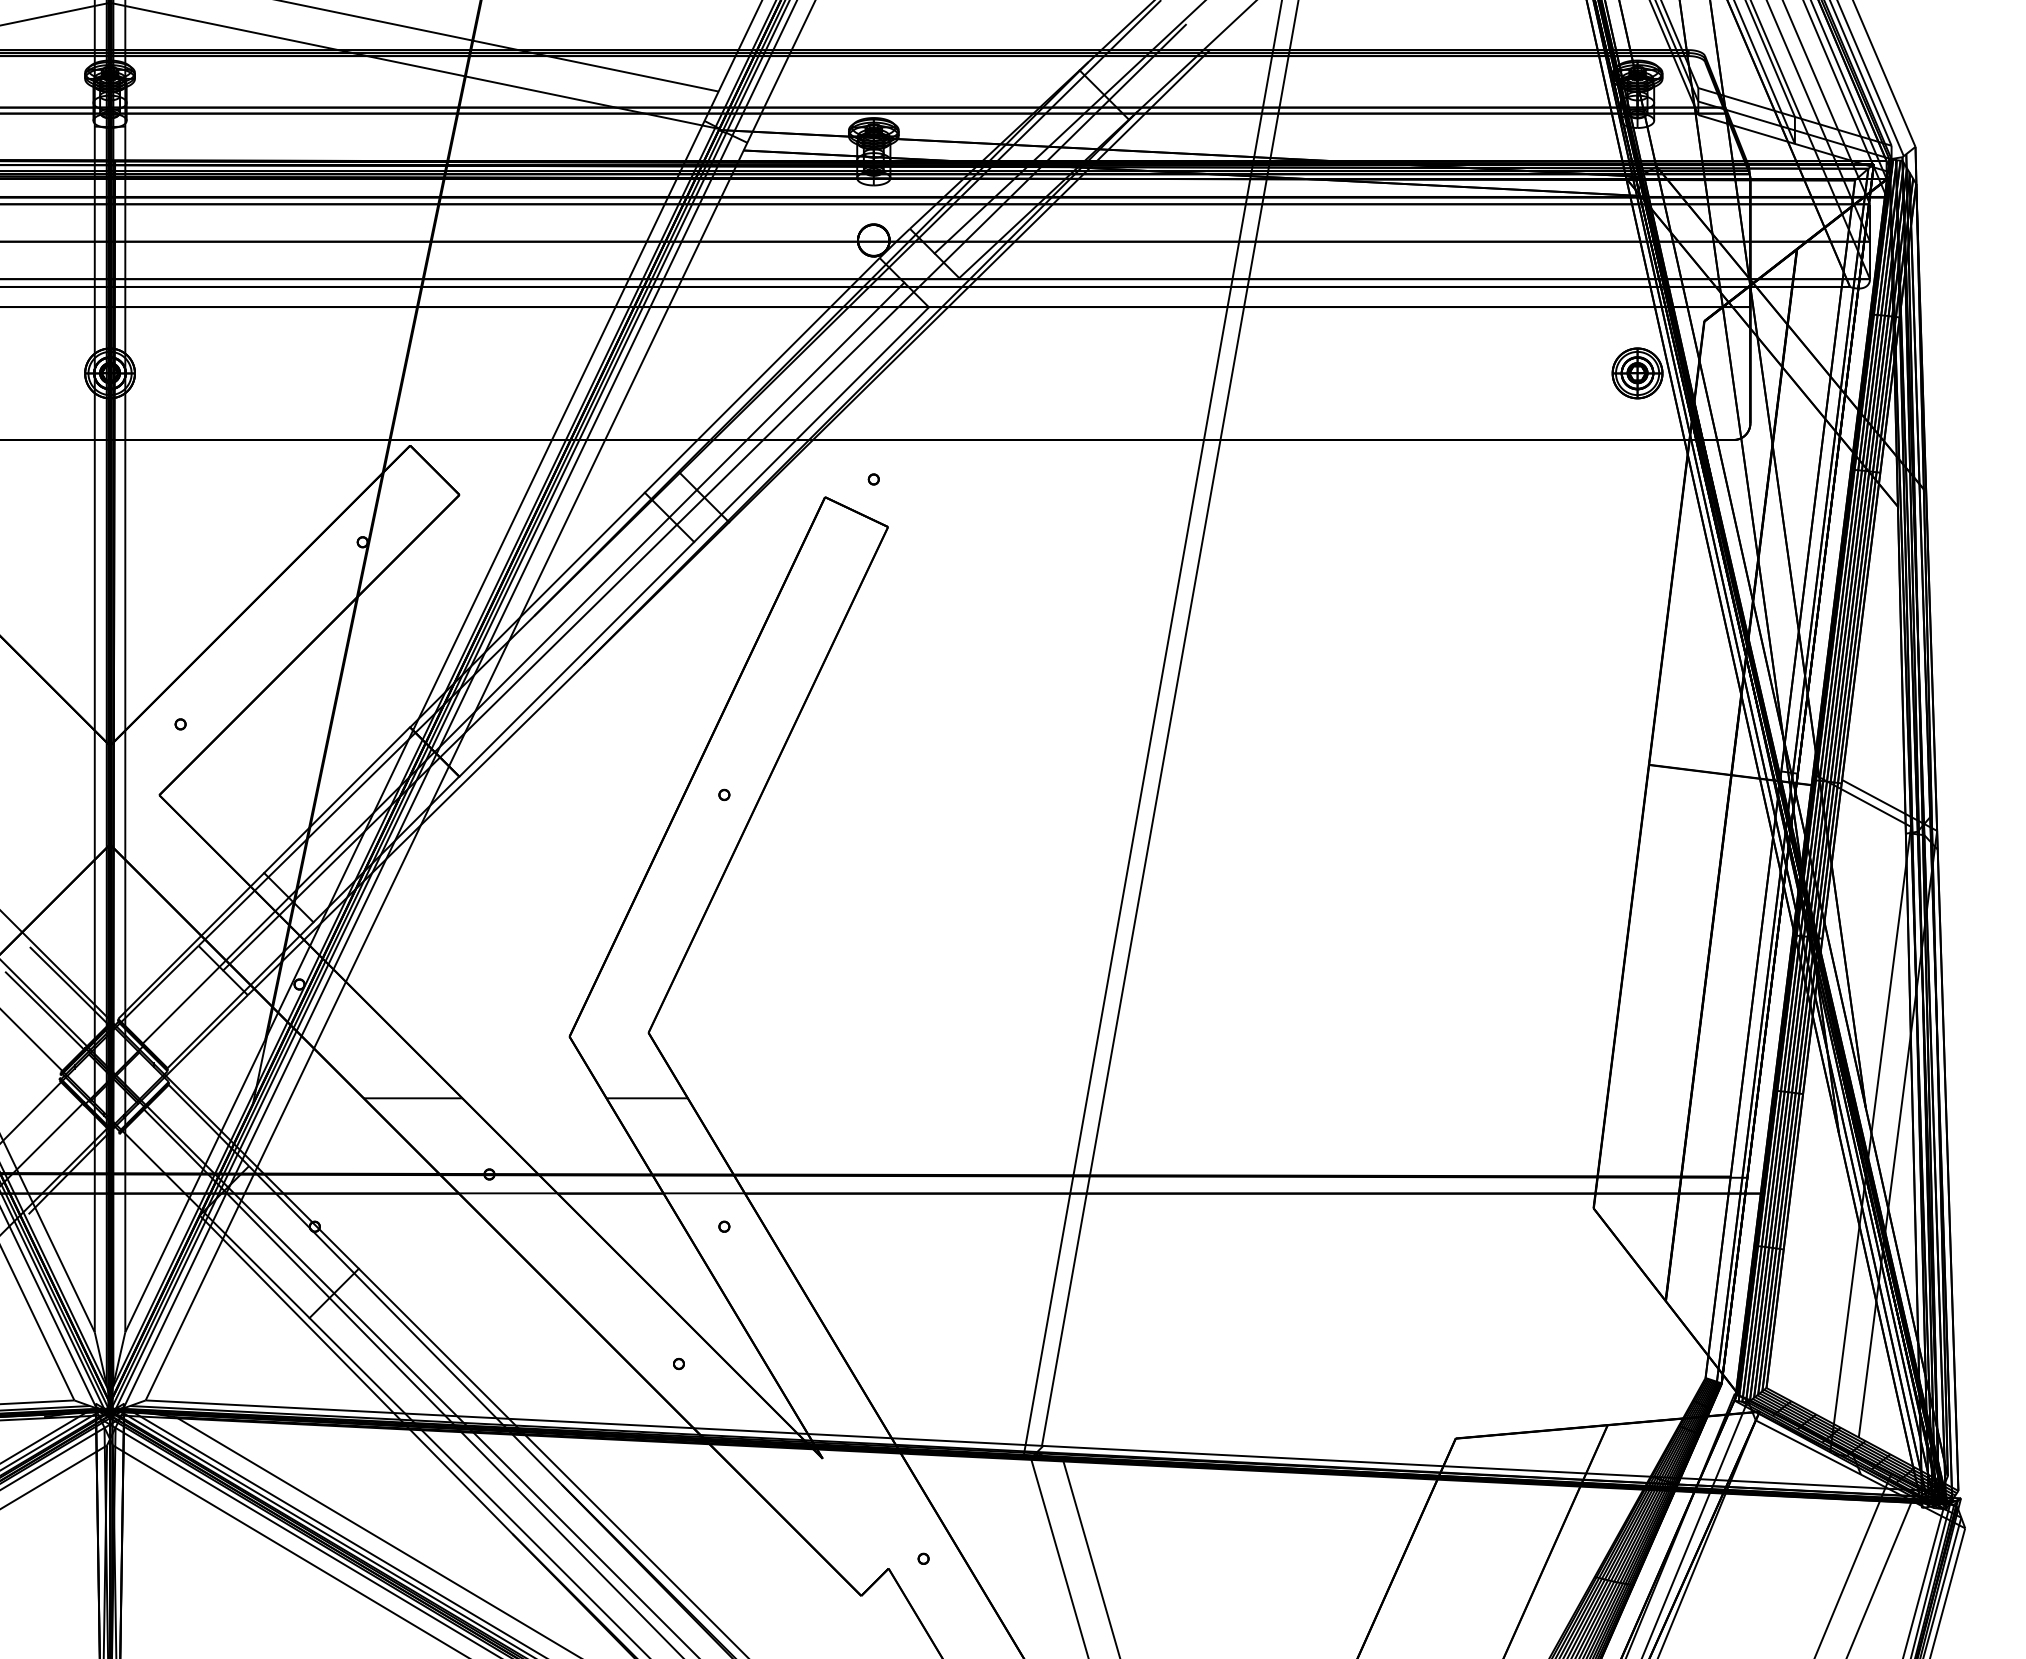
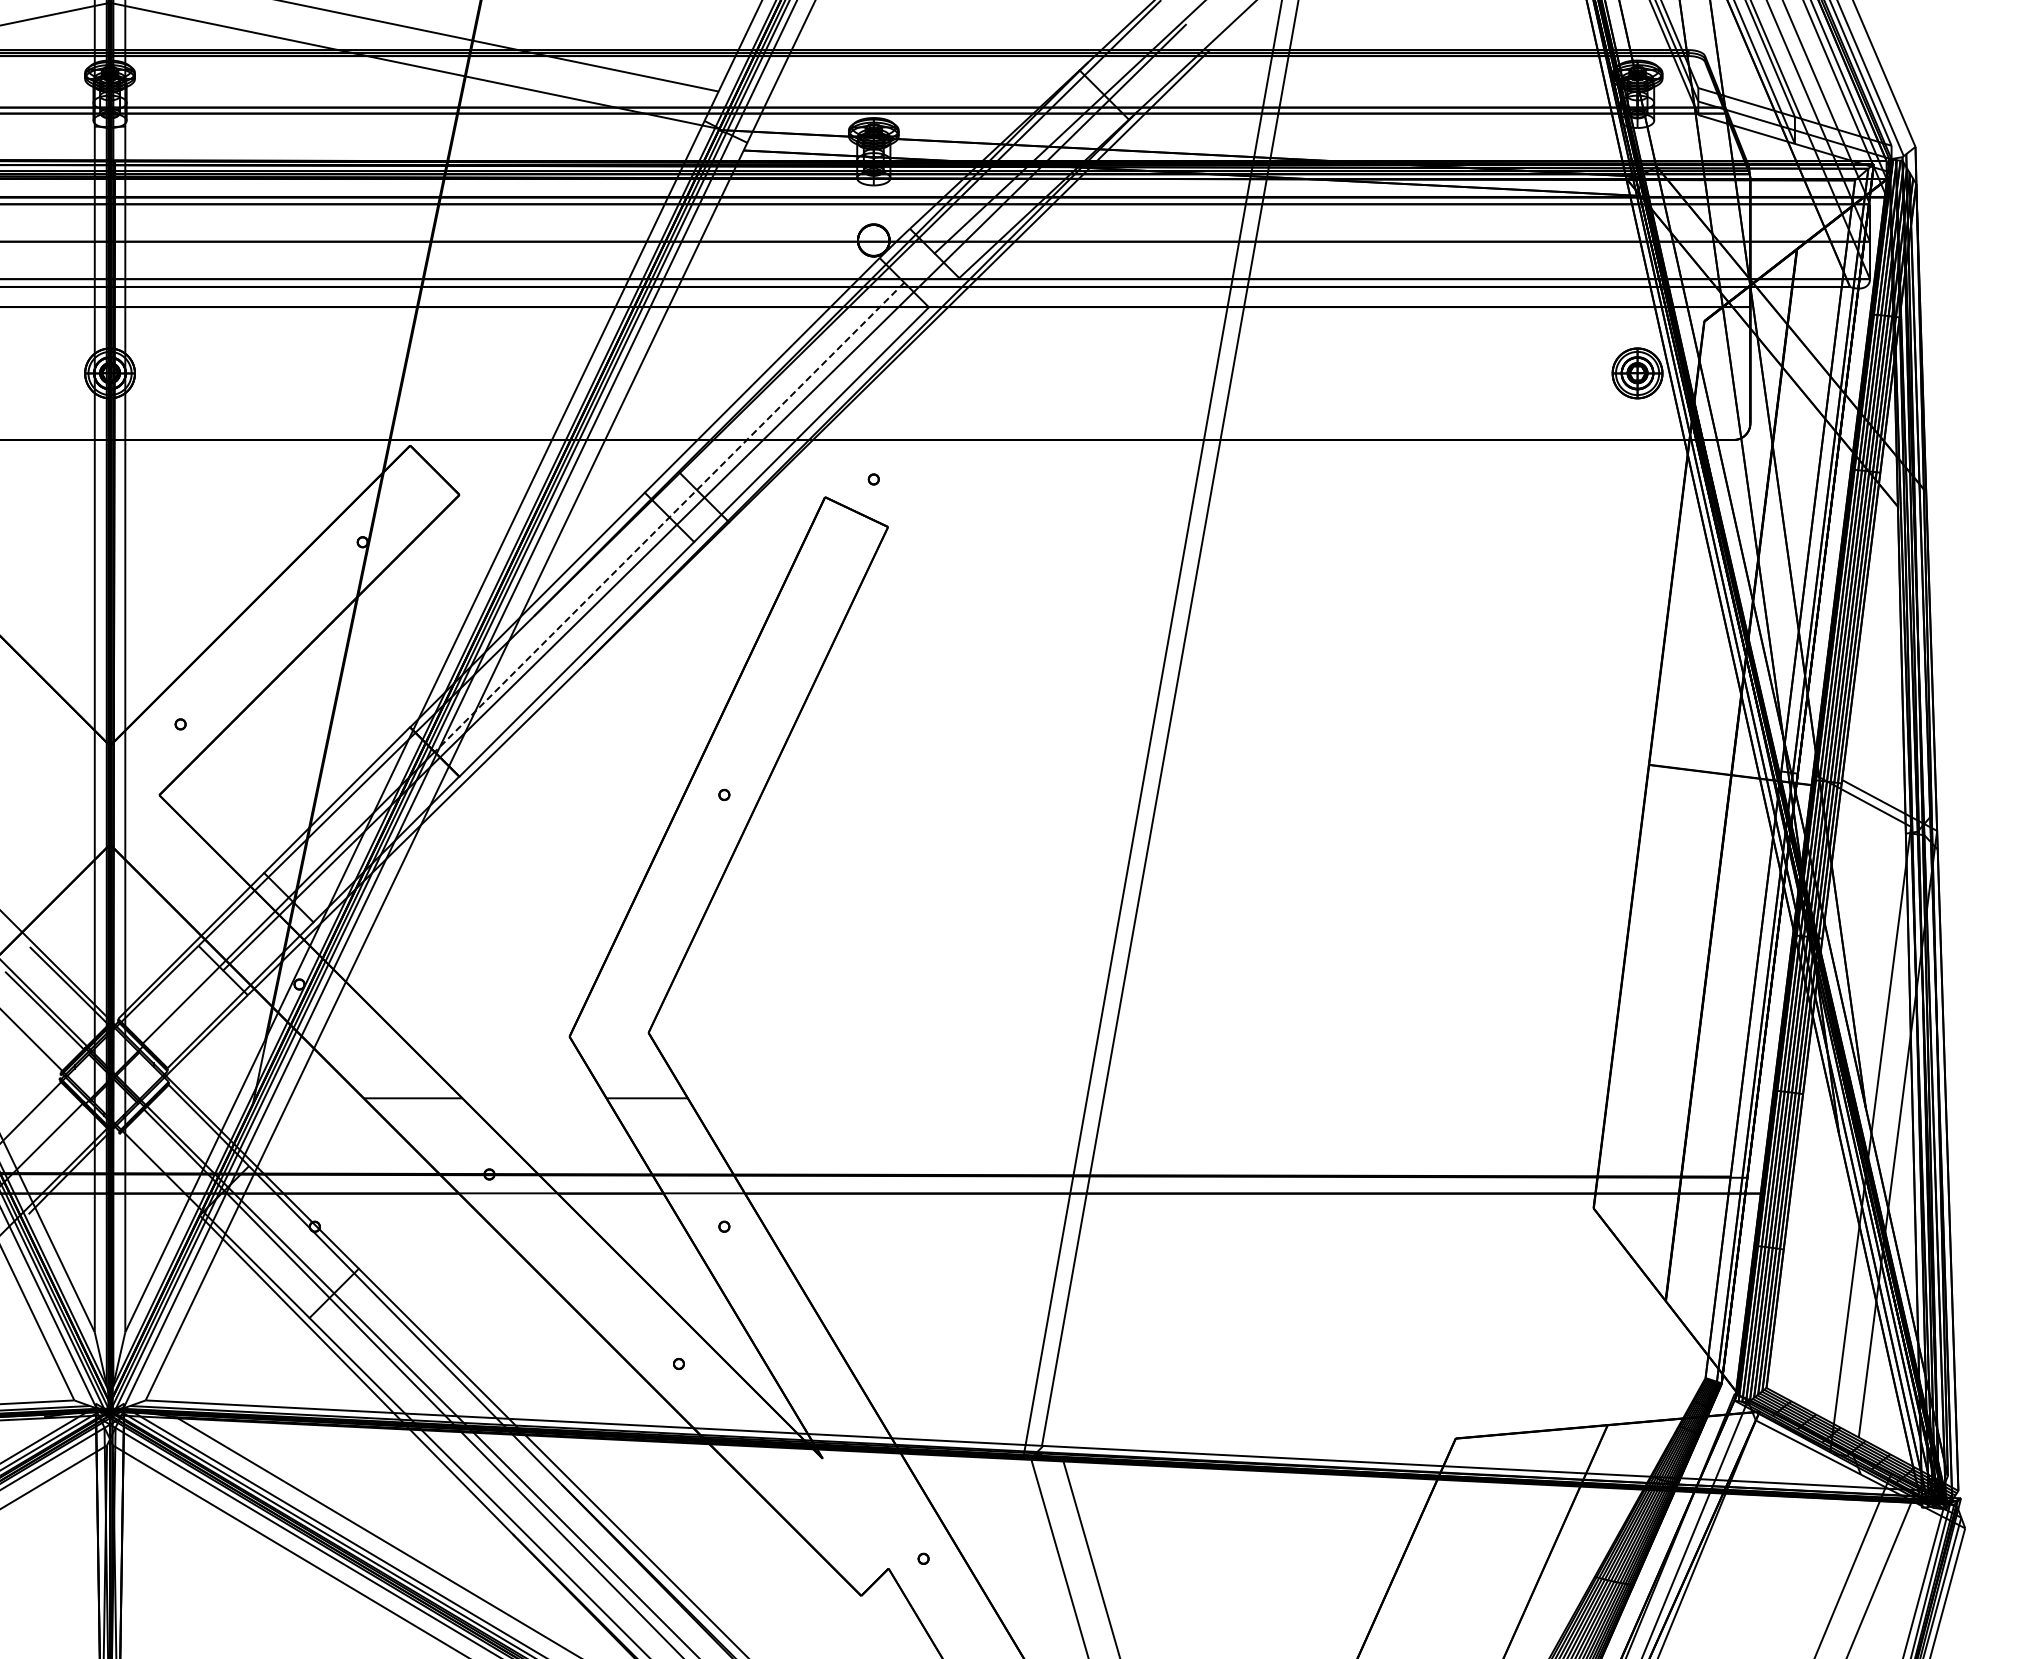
line: solid -> dashed (669, 517)
